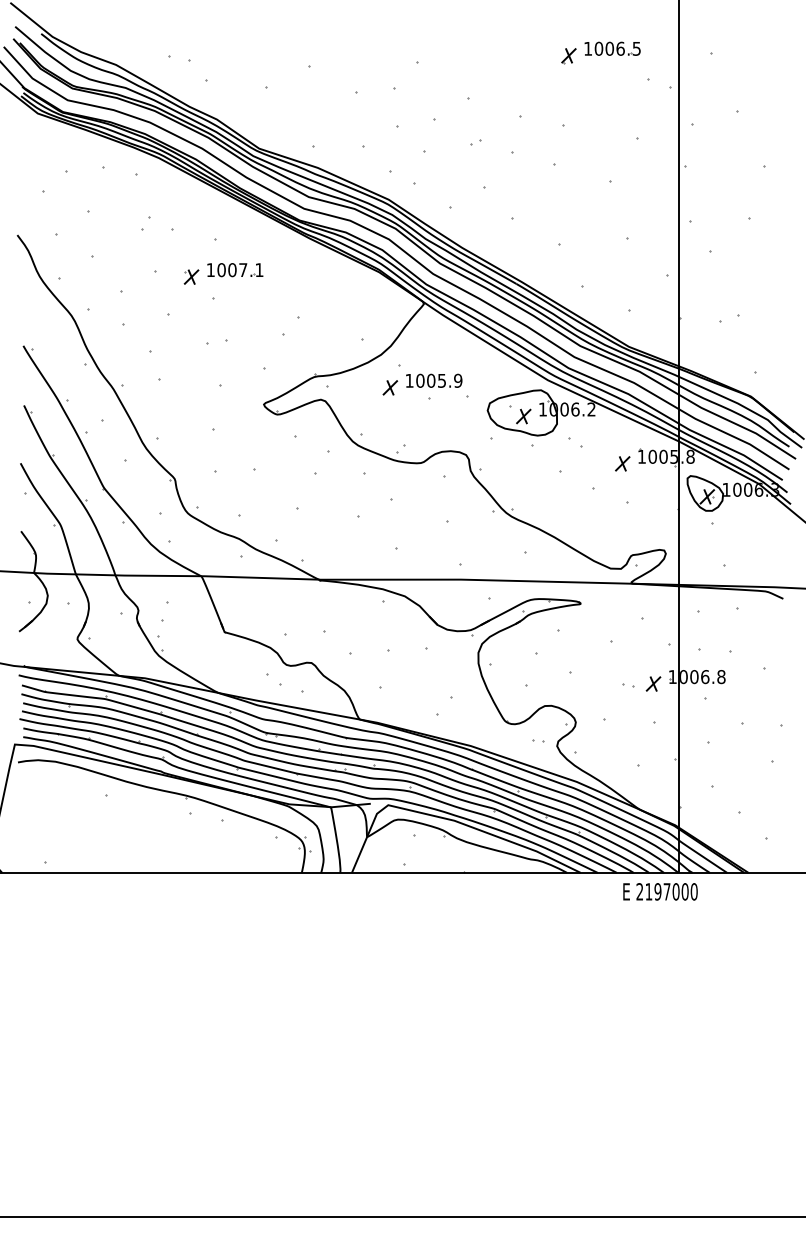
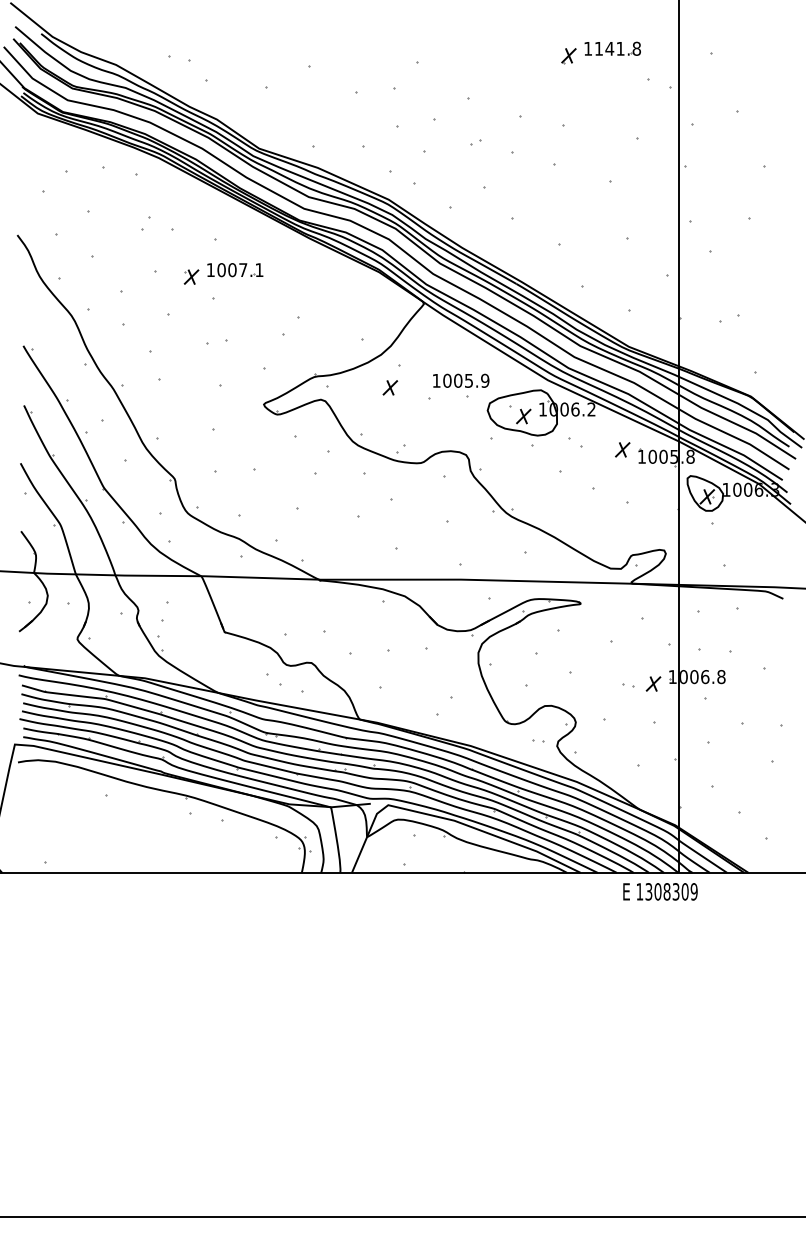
text: 1006.5 -> 1141.8 (617, 48)
text position: (434, 380) -> (461, 380) (461, 380)
part position: (622, 463) -> (622, 449) (622, 449)
text: 2197000 -> 1308309 (666, 891)
